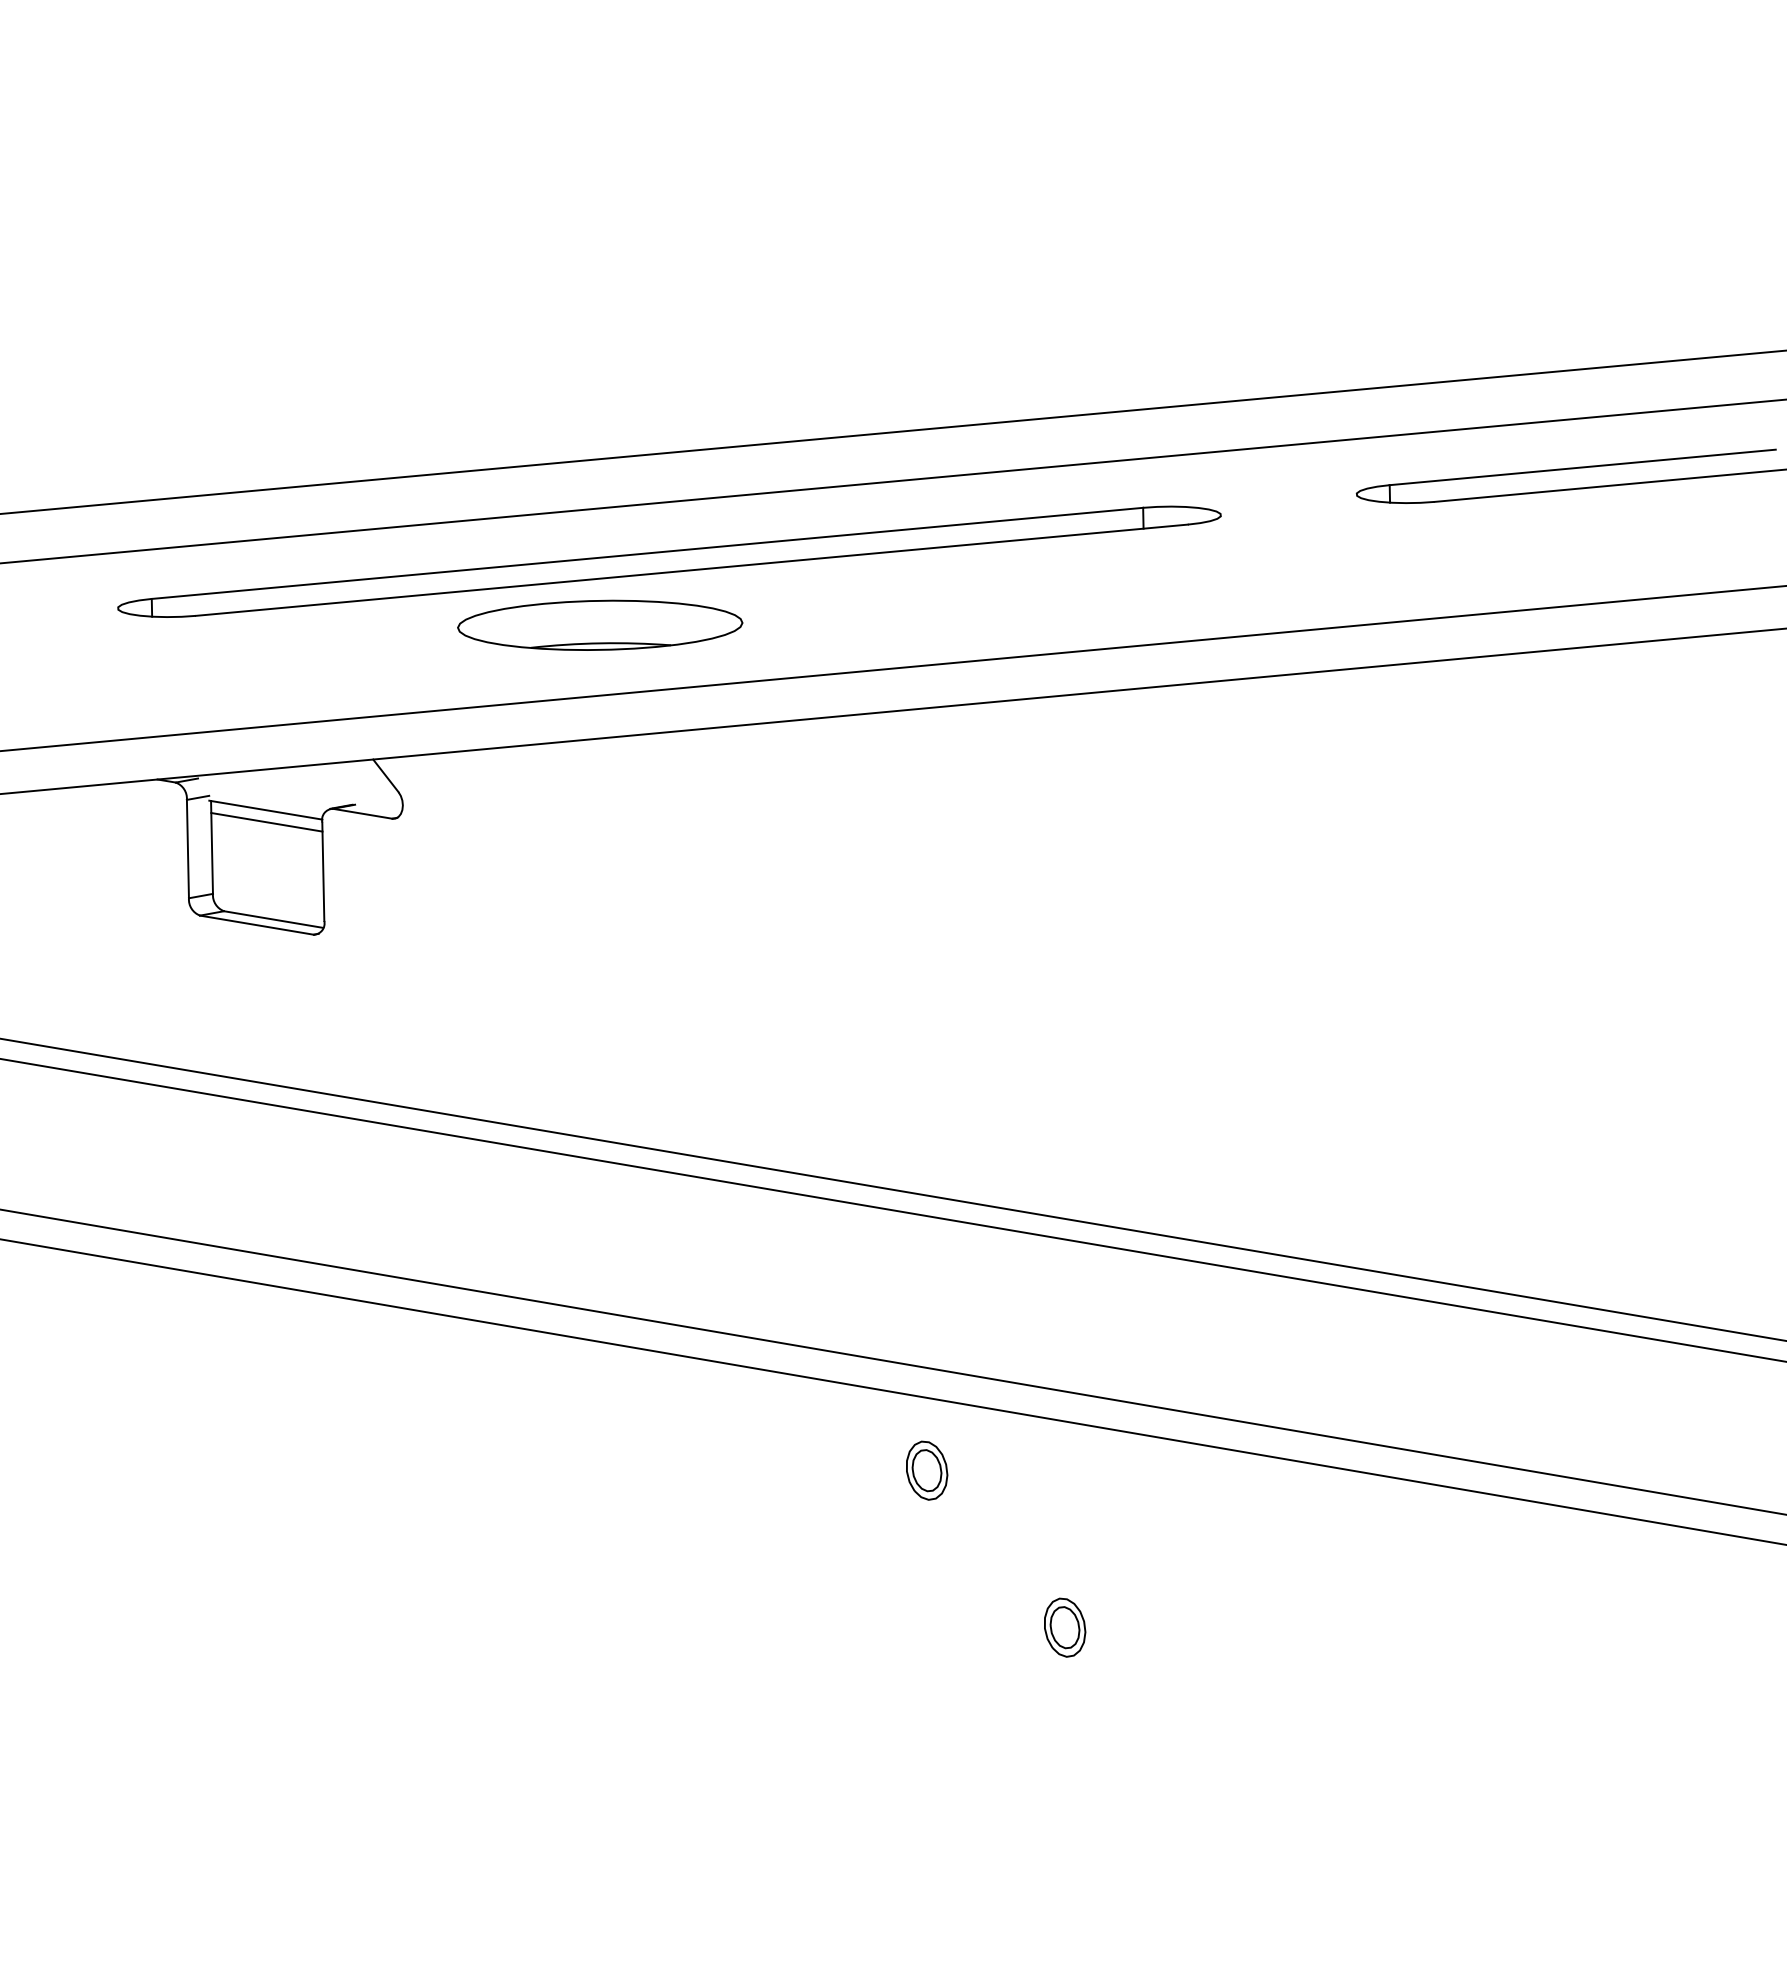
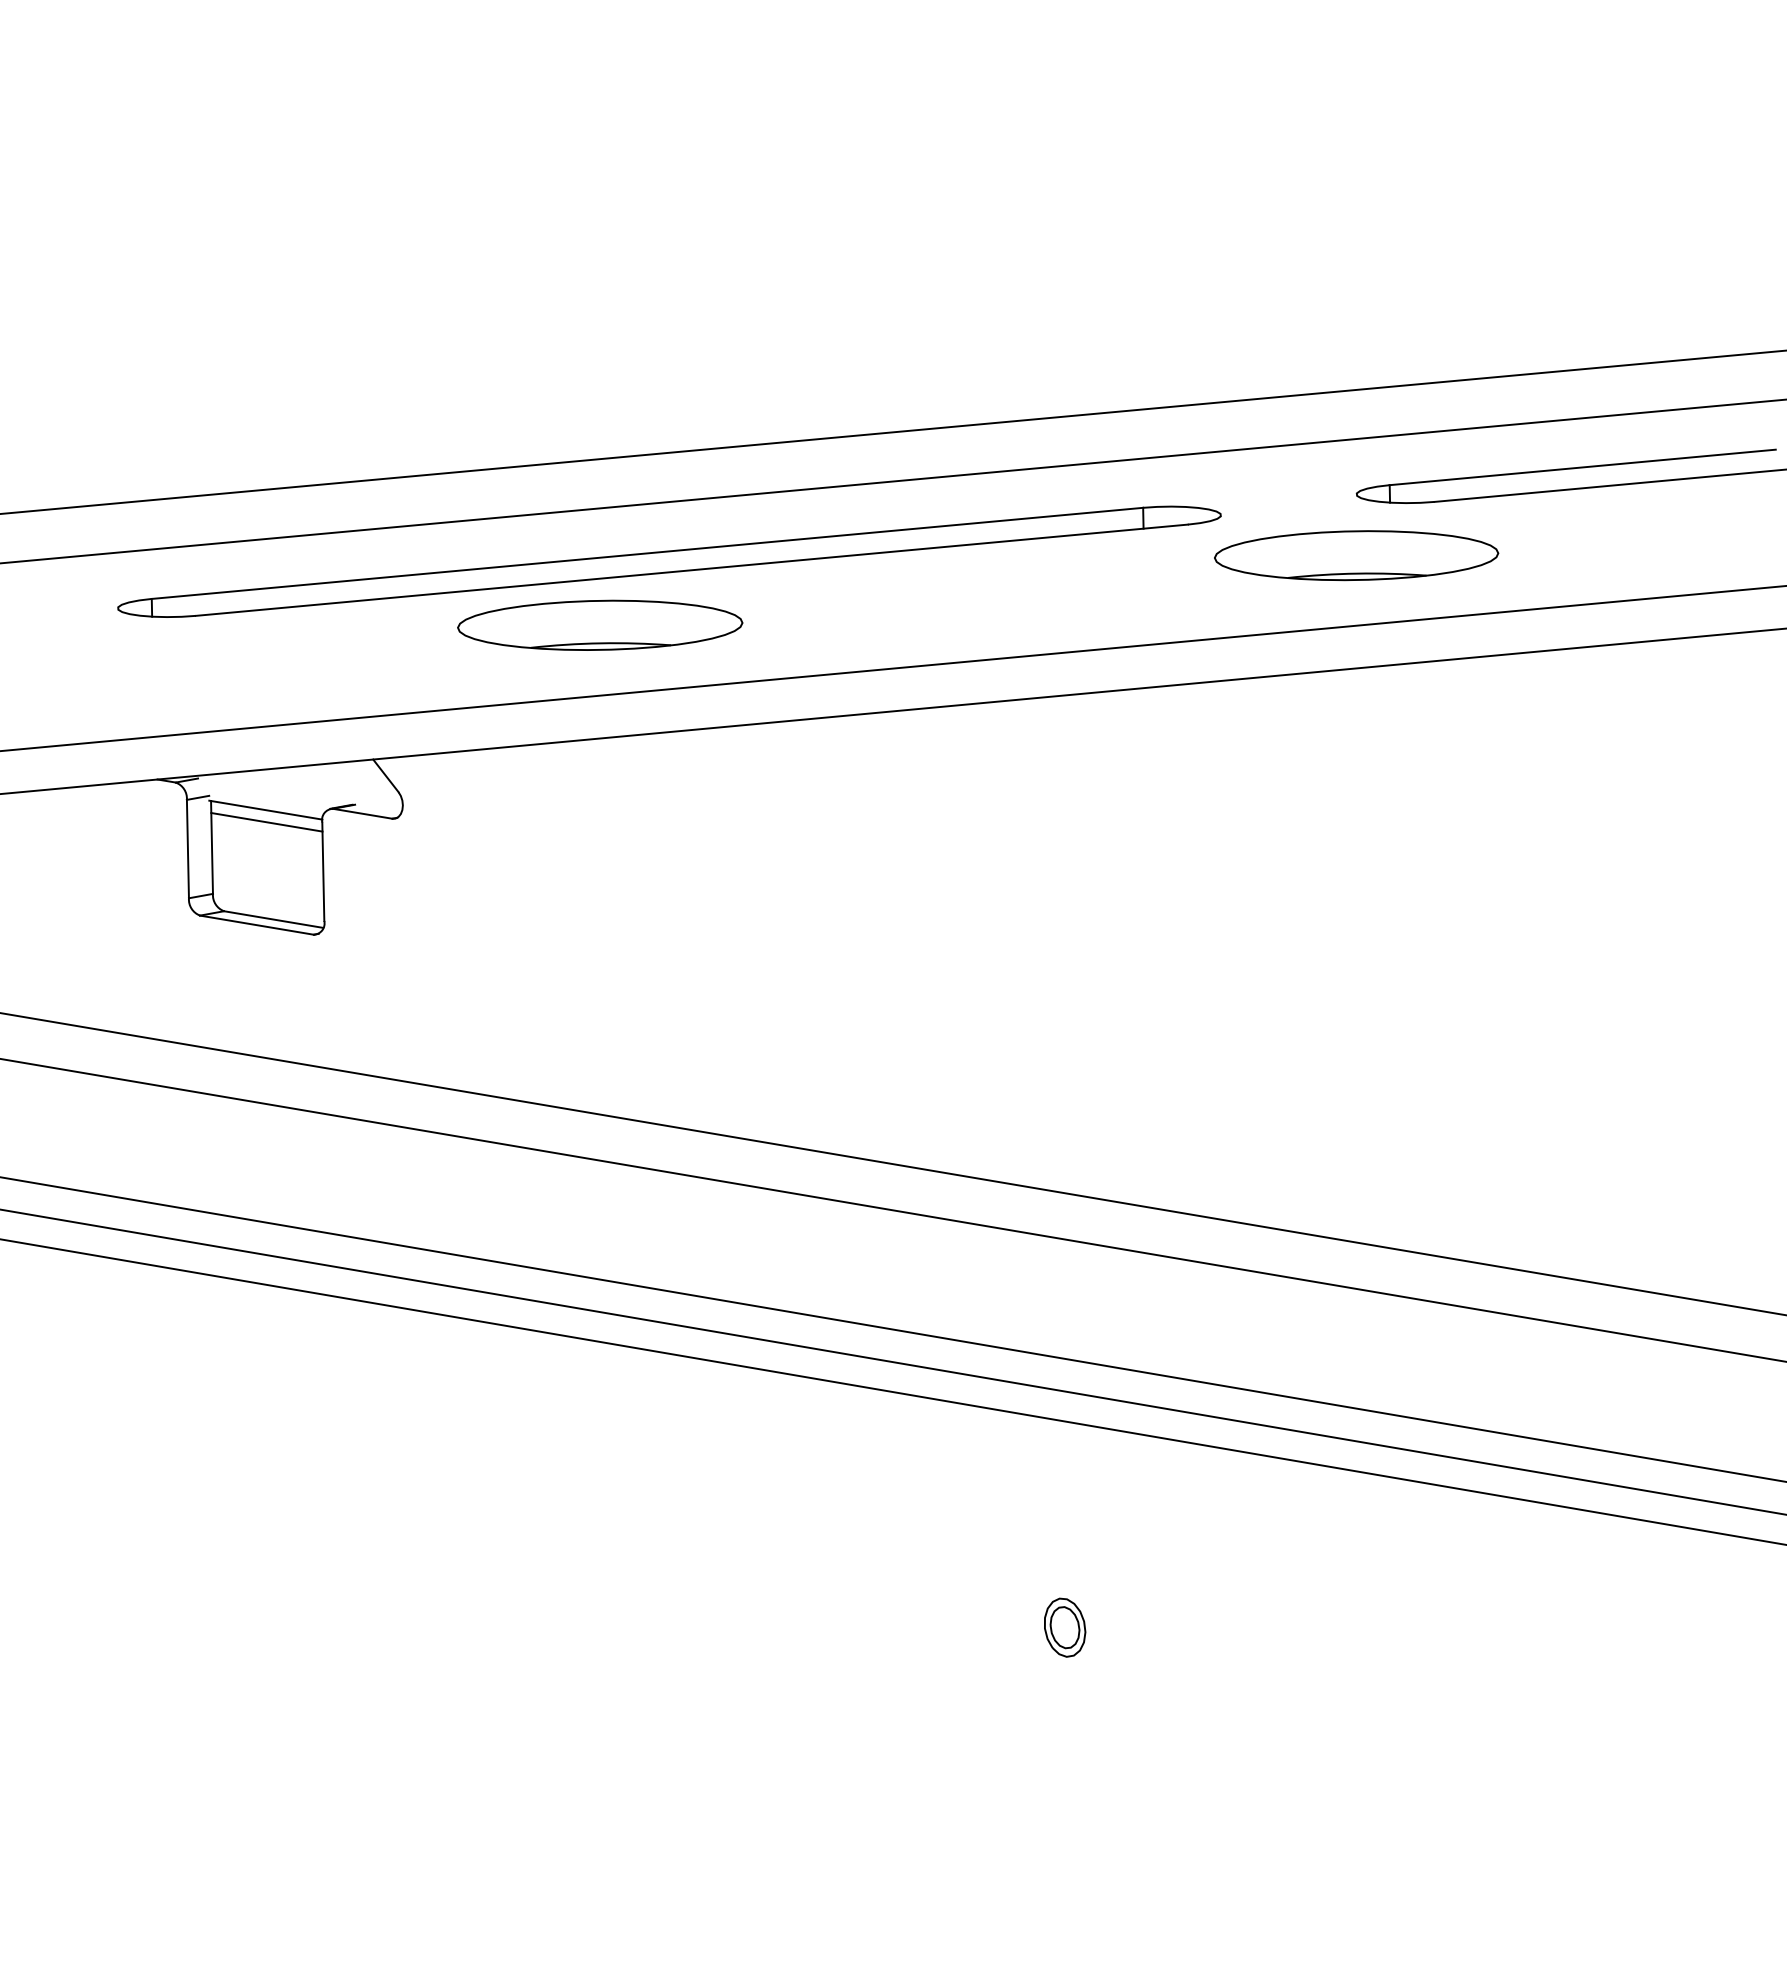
part: none -> present (1356, 555)
line position: (892, 1189) -> (892, 1163) (892, 1163)
line: none -> present (892, 1329)
part: present -> none (927, 1470)
